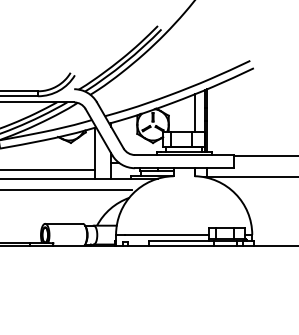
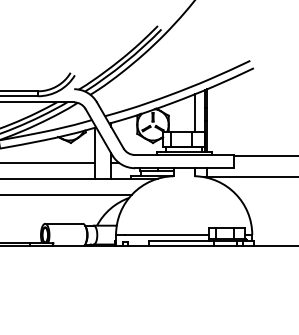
line position: (48, 169) -> (48, 162) (48, 162)
line position: (67, 189) -> (67, 194) (67, 194)
